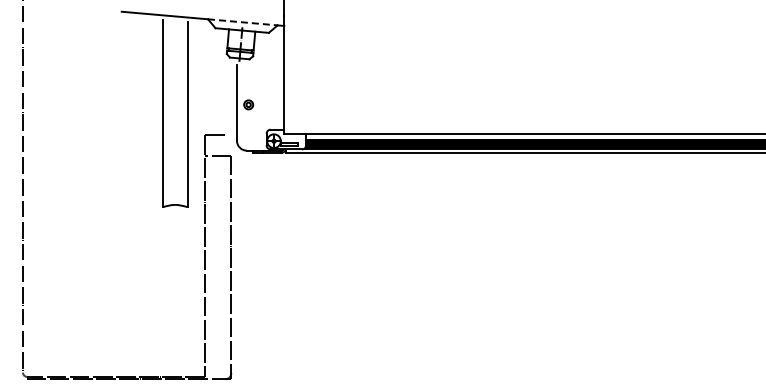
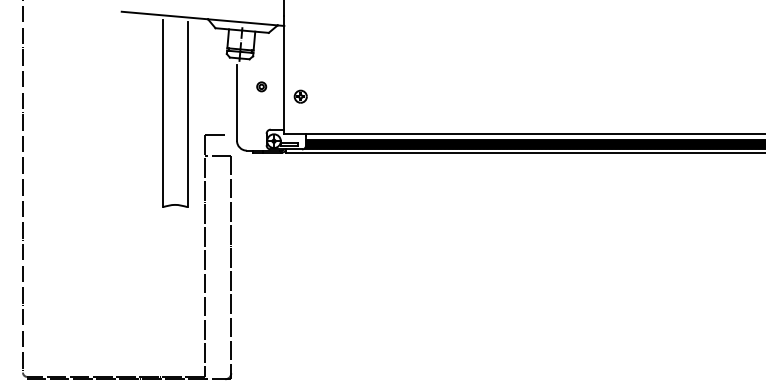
line: dashed -> solid (242, 22)
part: none -> present (300, 96)
part position: (248, 104) -> (261, 86) (261, 86)
